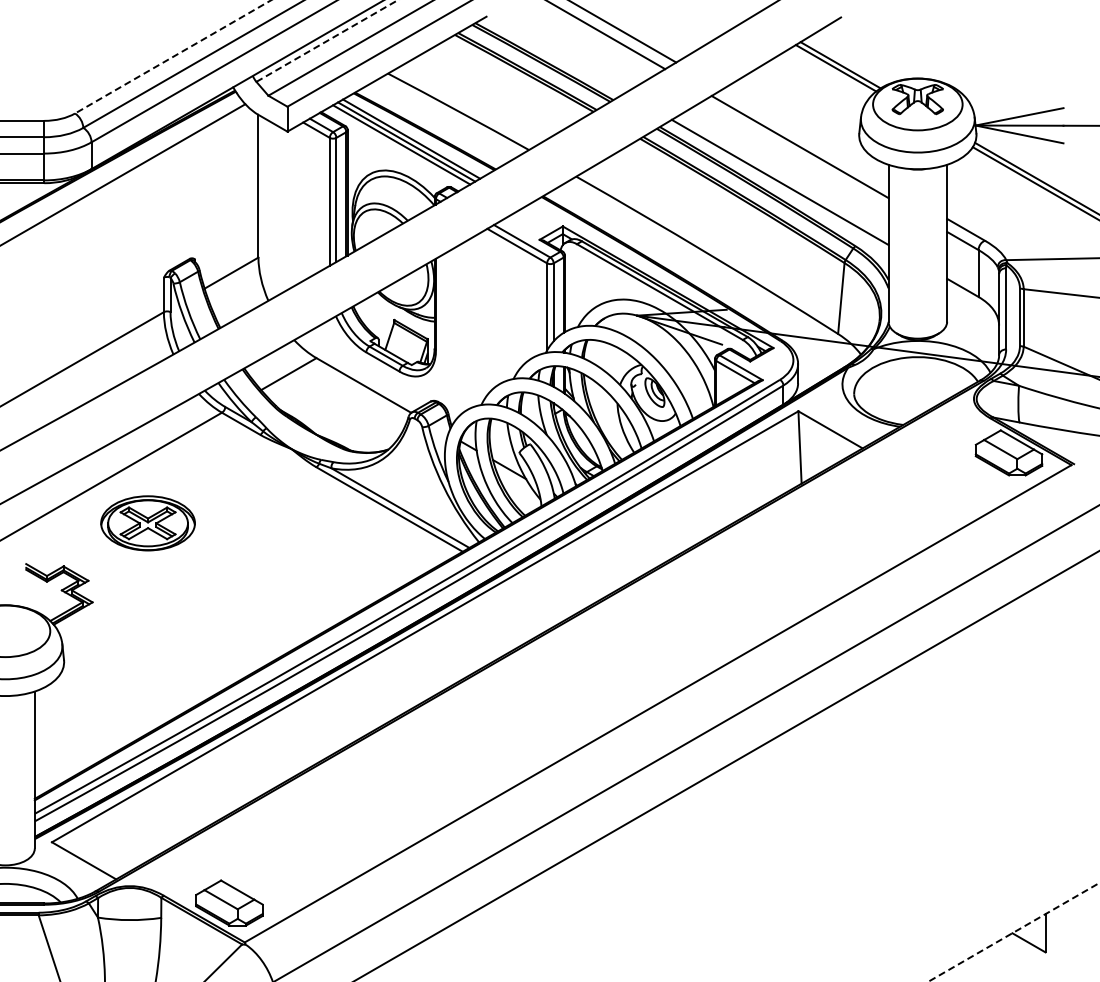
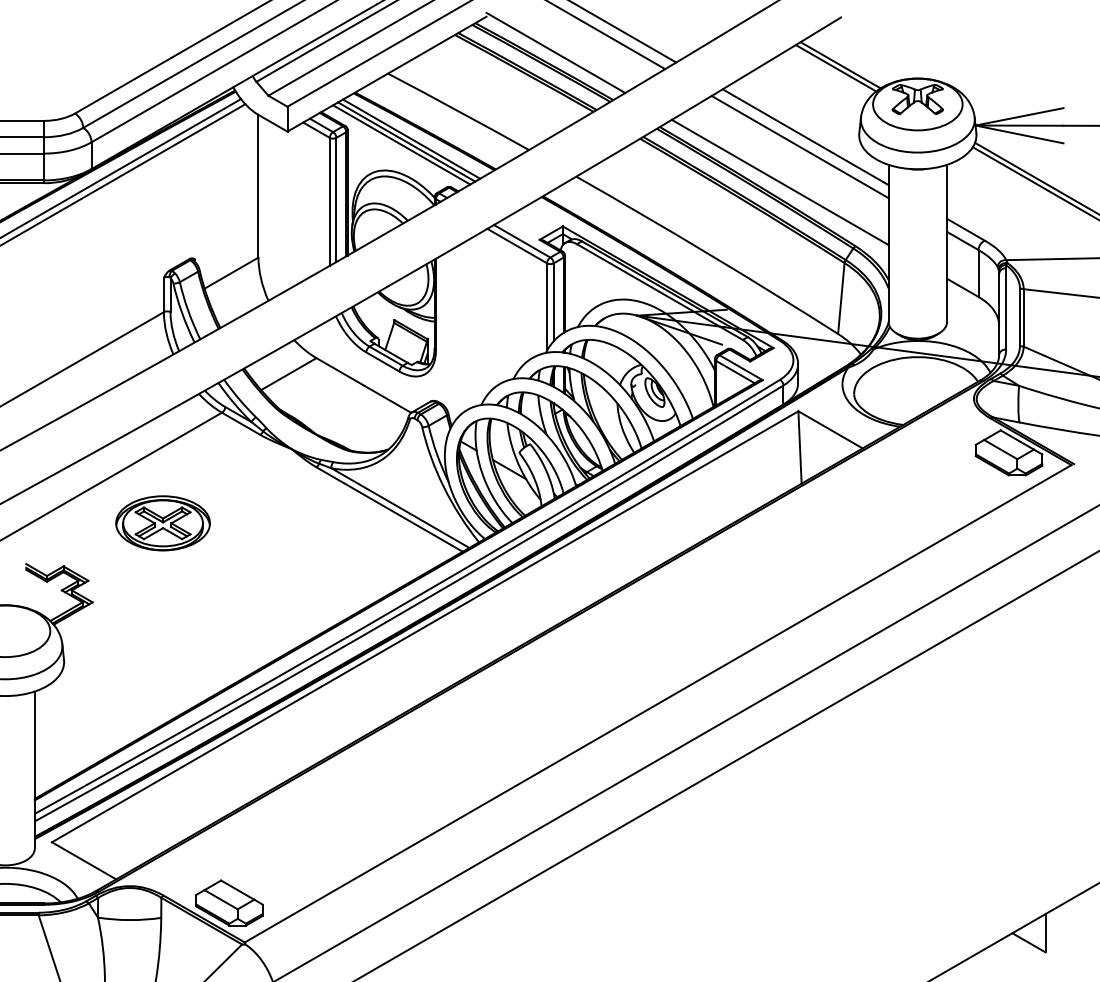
line: dashed -> solid (327, 40)
line: none -> present (555, 52)
line: dashed -> solid (172, 57)
line: none -> present (805, 137)
line: none -> present (121, 167)
part position: (147, 523) -> (162, 523) (162, 523)
line: dashed -> solid (1013, 932)
